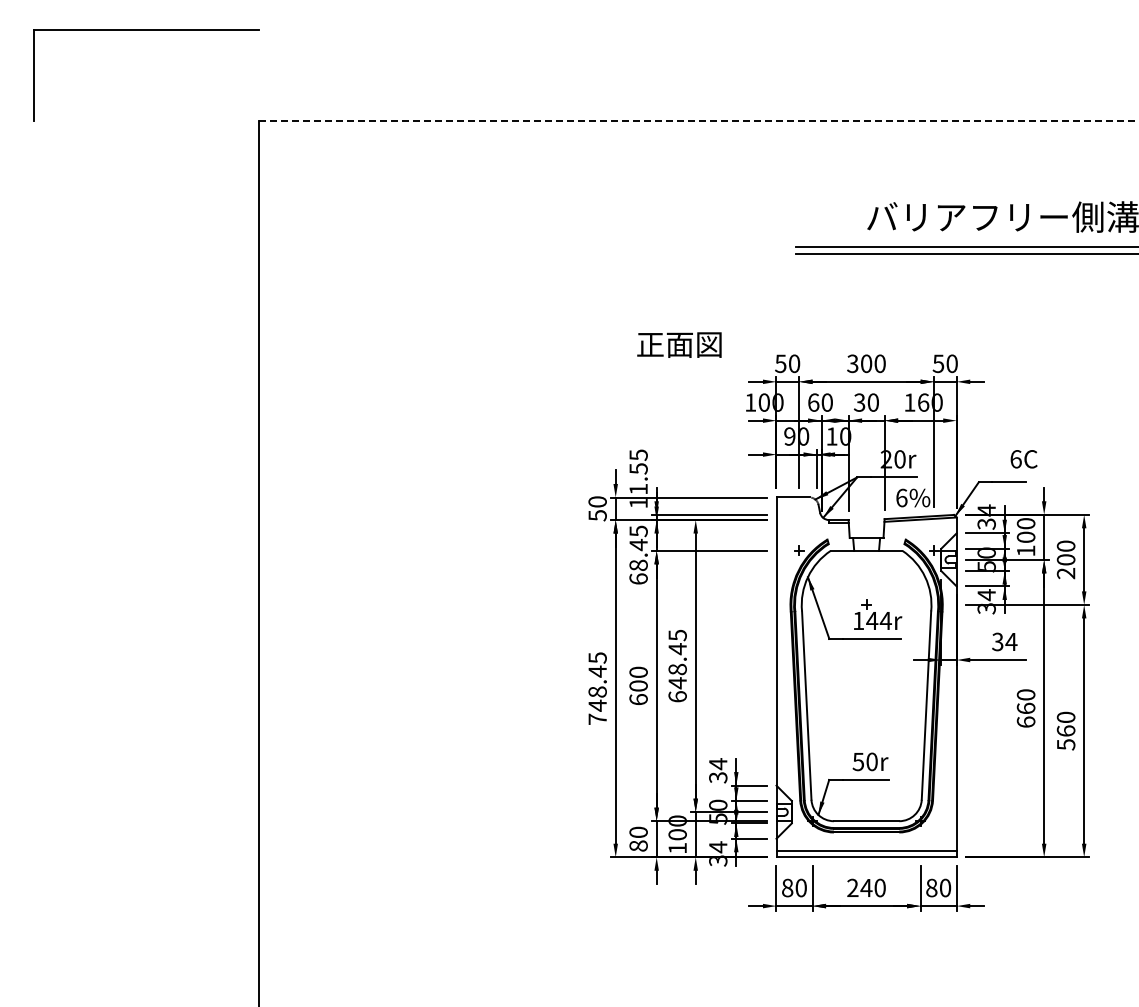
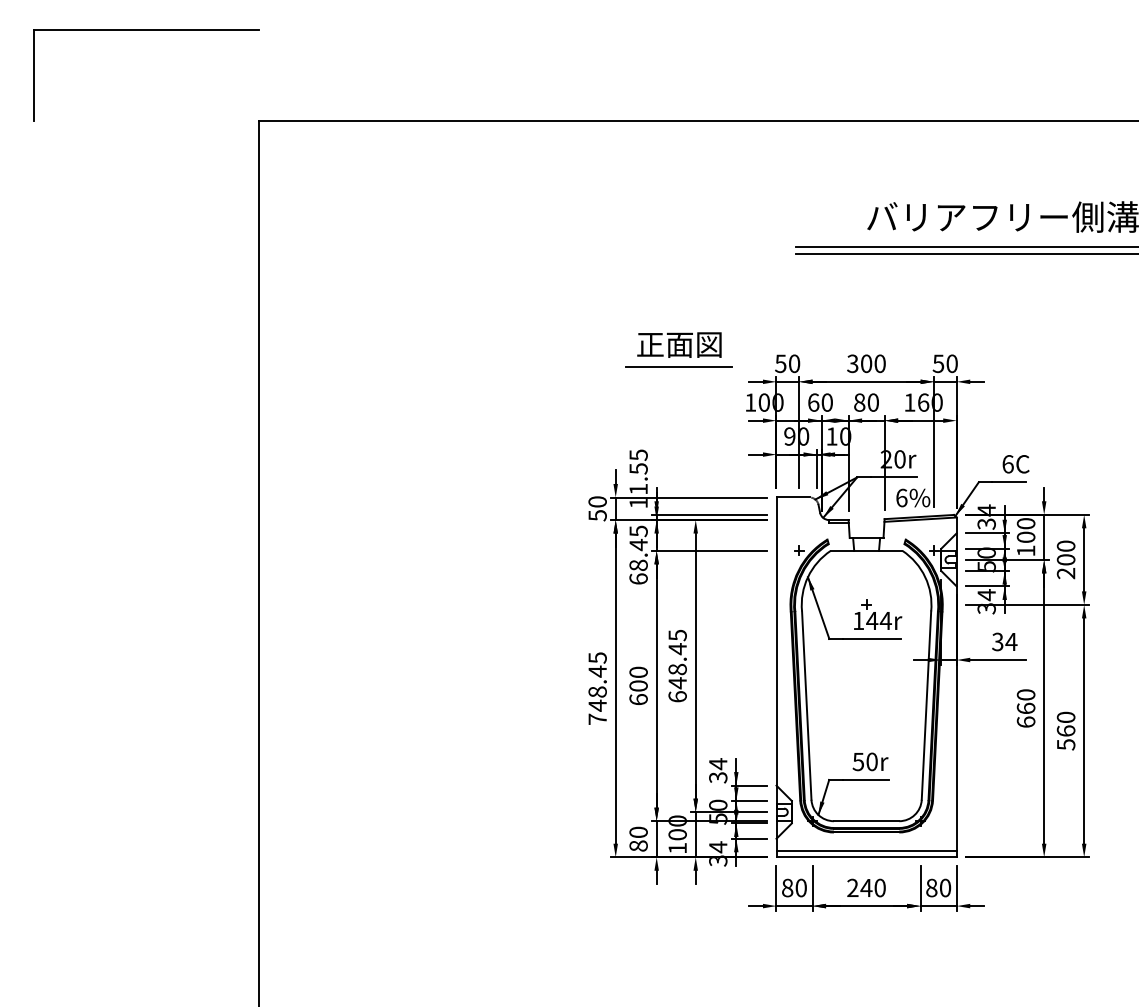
line: dashed -> solid (699, 120)
line: none -> present (679, 367)
text: 30 -> 80 (859, 402)
text position: (1023, 459) -> (1015, 464) (1015, 464)
